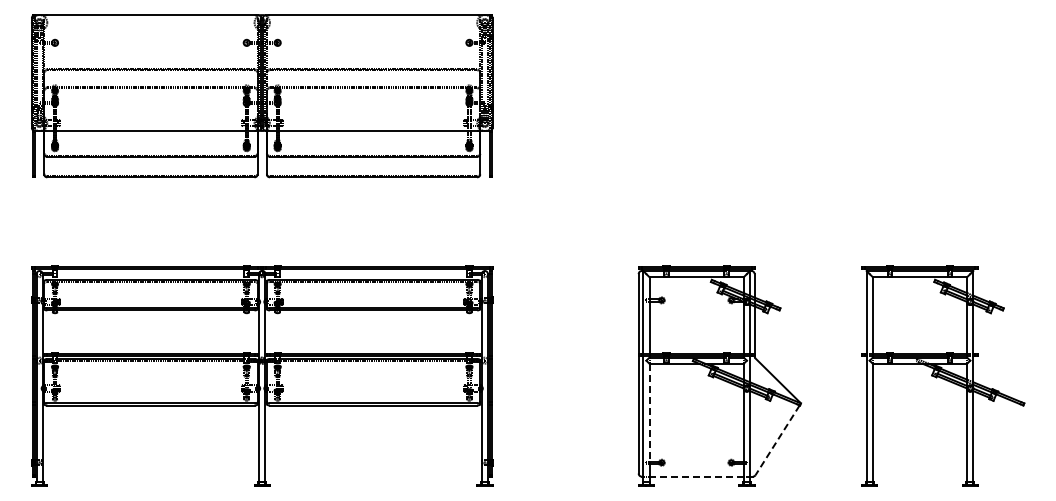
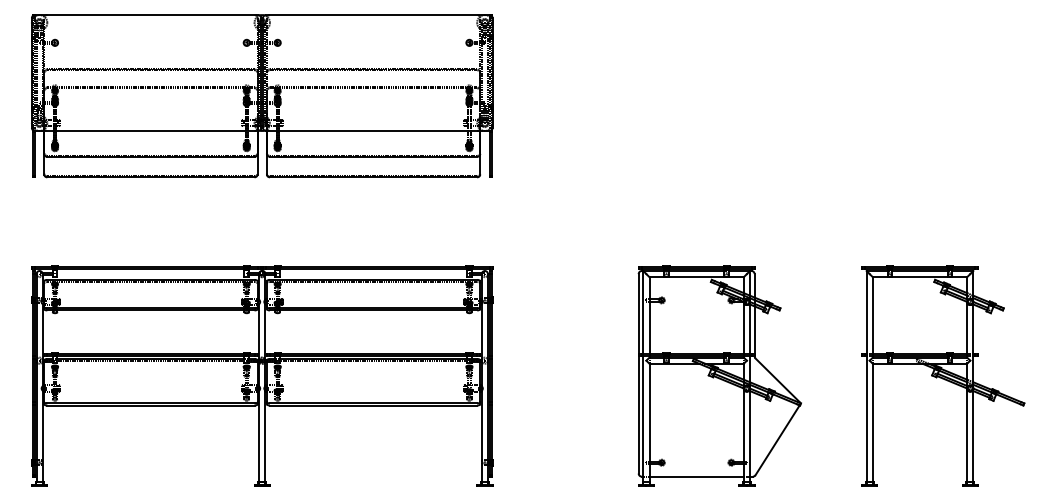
line: dashed -> solid (649, 412)
line: dashed -> solid (777, 440)
line: dashed -> solid (696, 476)
